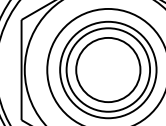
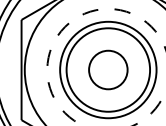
circle: solid -> dashed (106, 66)
circle diameter: 64 px -> 39 px (108, 69)
